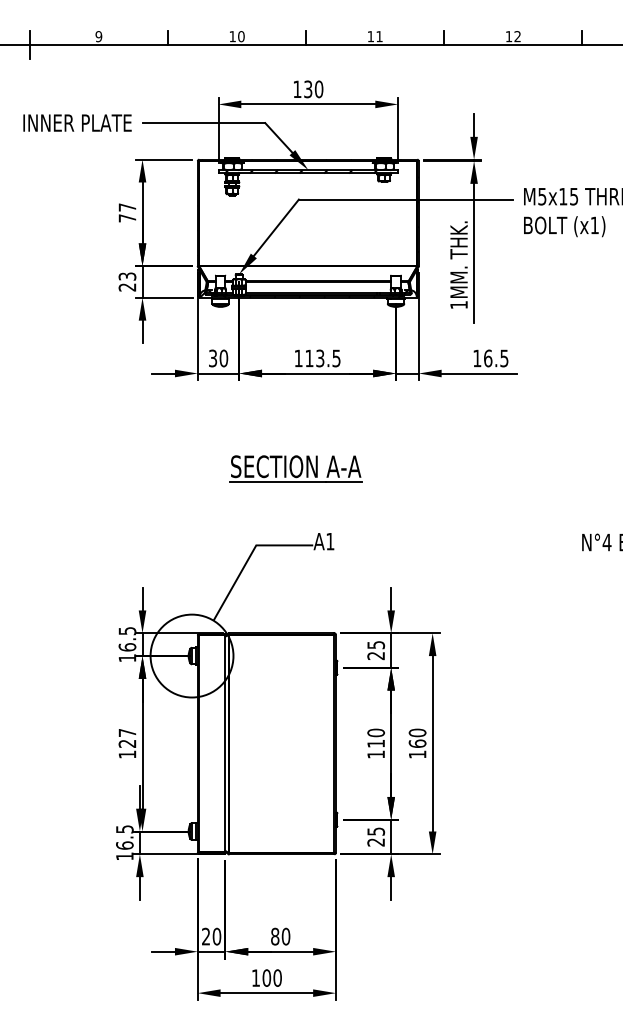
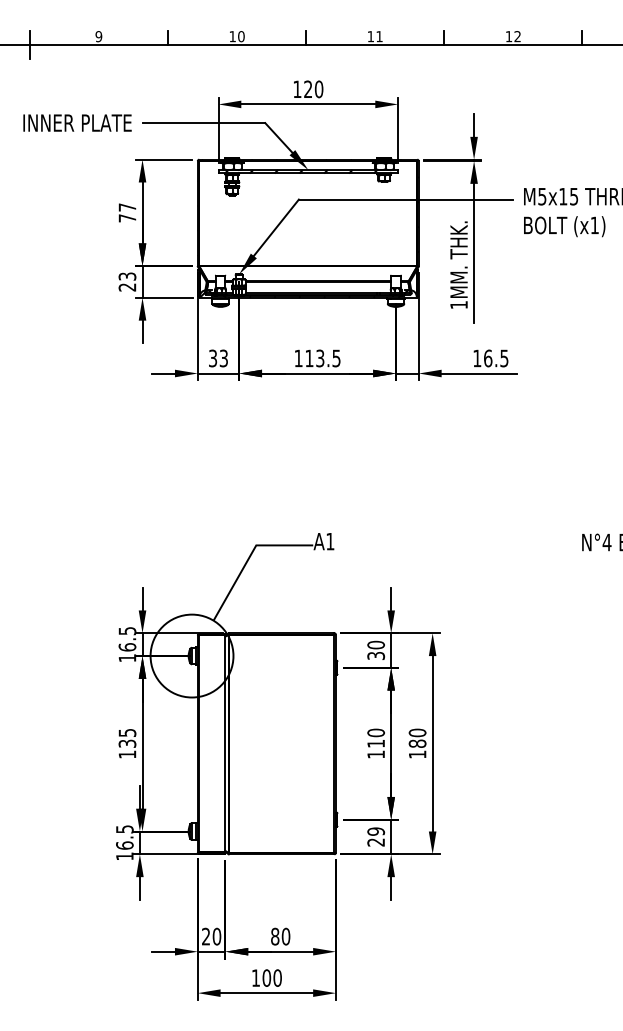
text: 130 -> 120 (308, 89)
text: 30 -> 33 (223, 358)
part: present -> none (295, 468)
text: 25 -> 30 (376, 649)
text: 127 -> 135 (127, 738)
text: 160 -> 180 (417, 743)
text: 25 -> 29 (375, 831)
